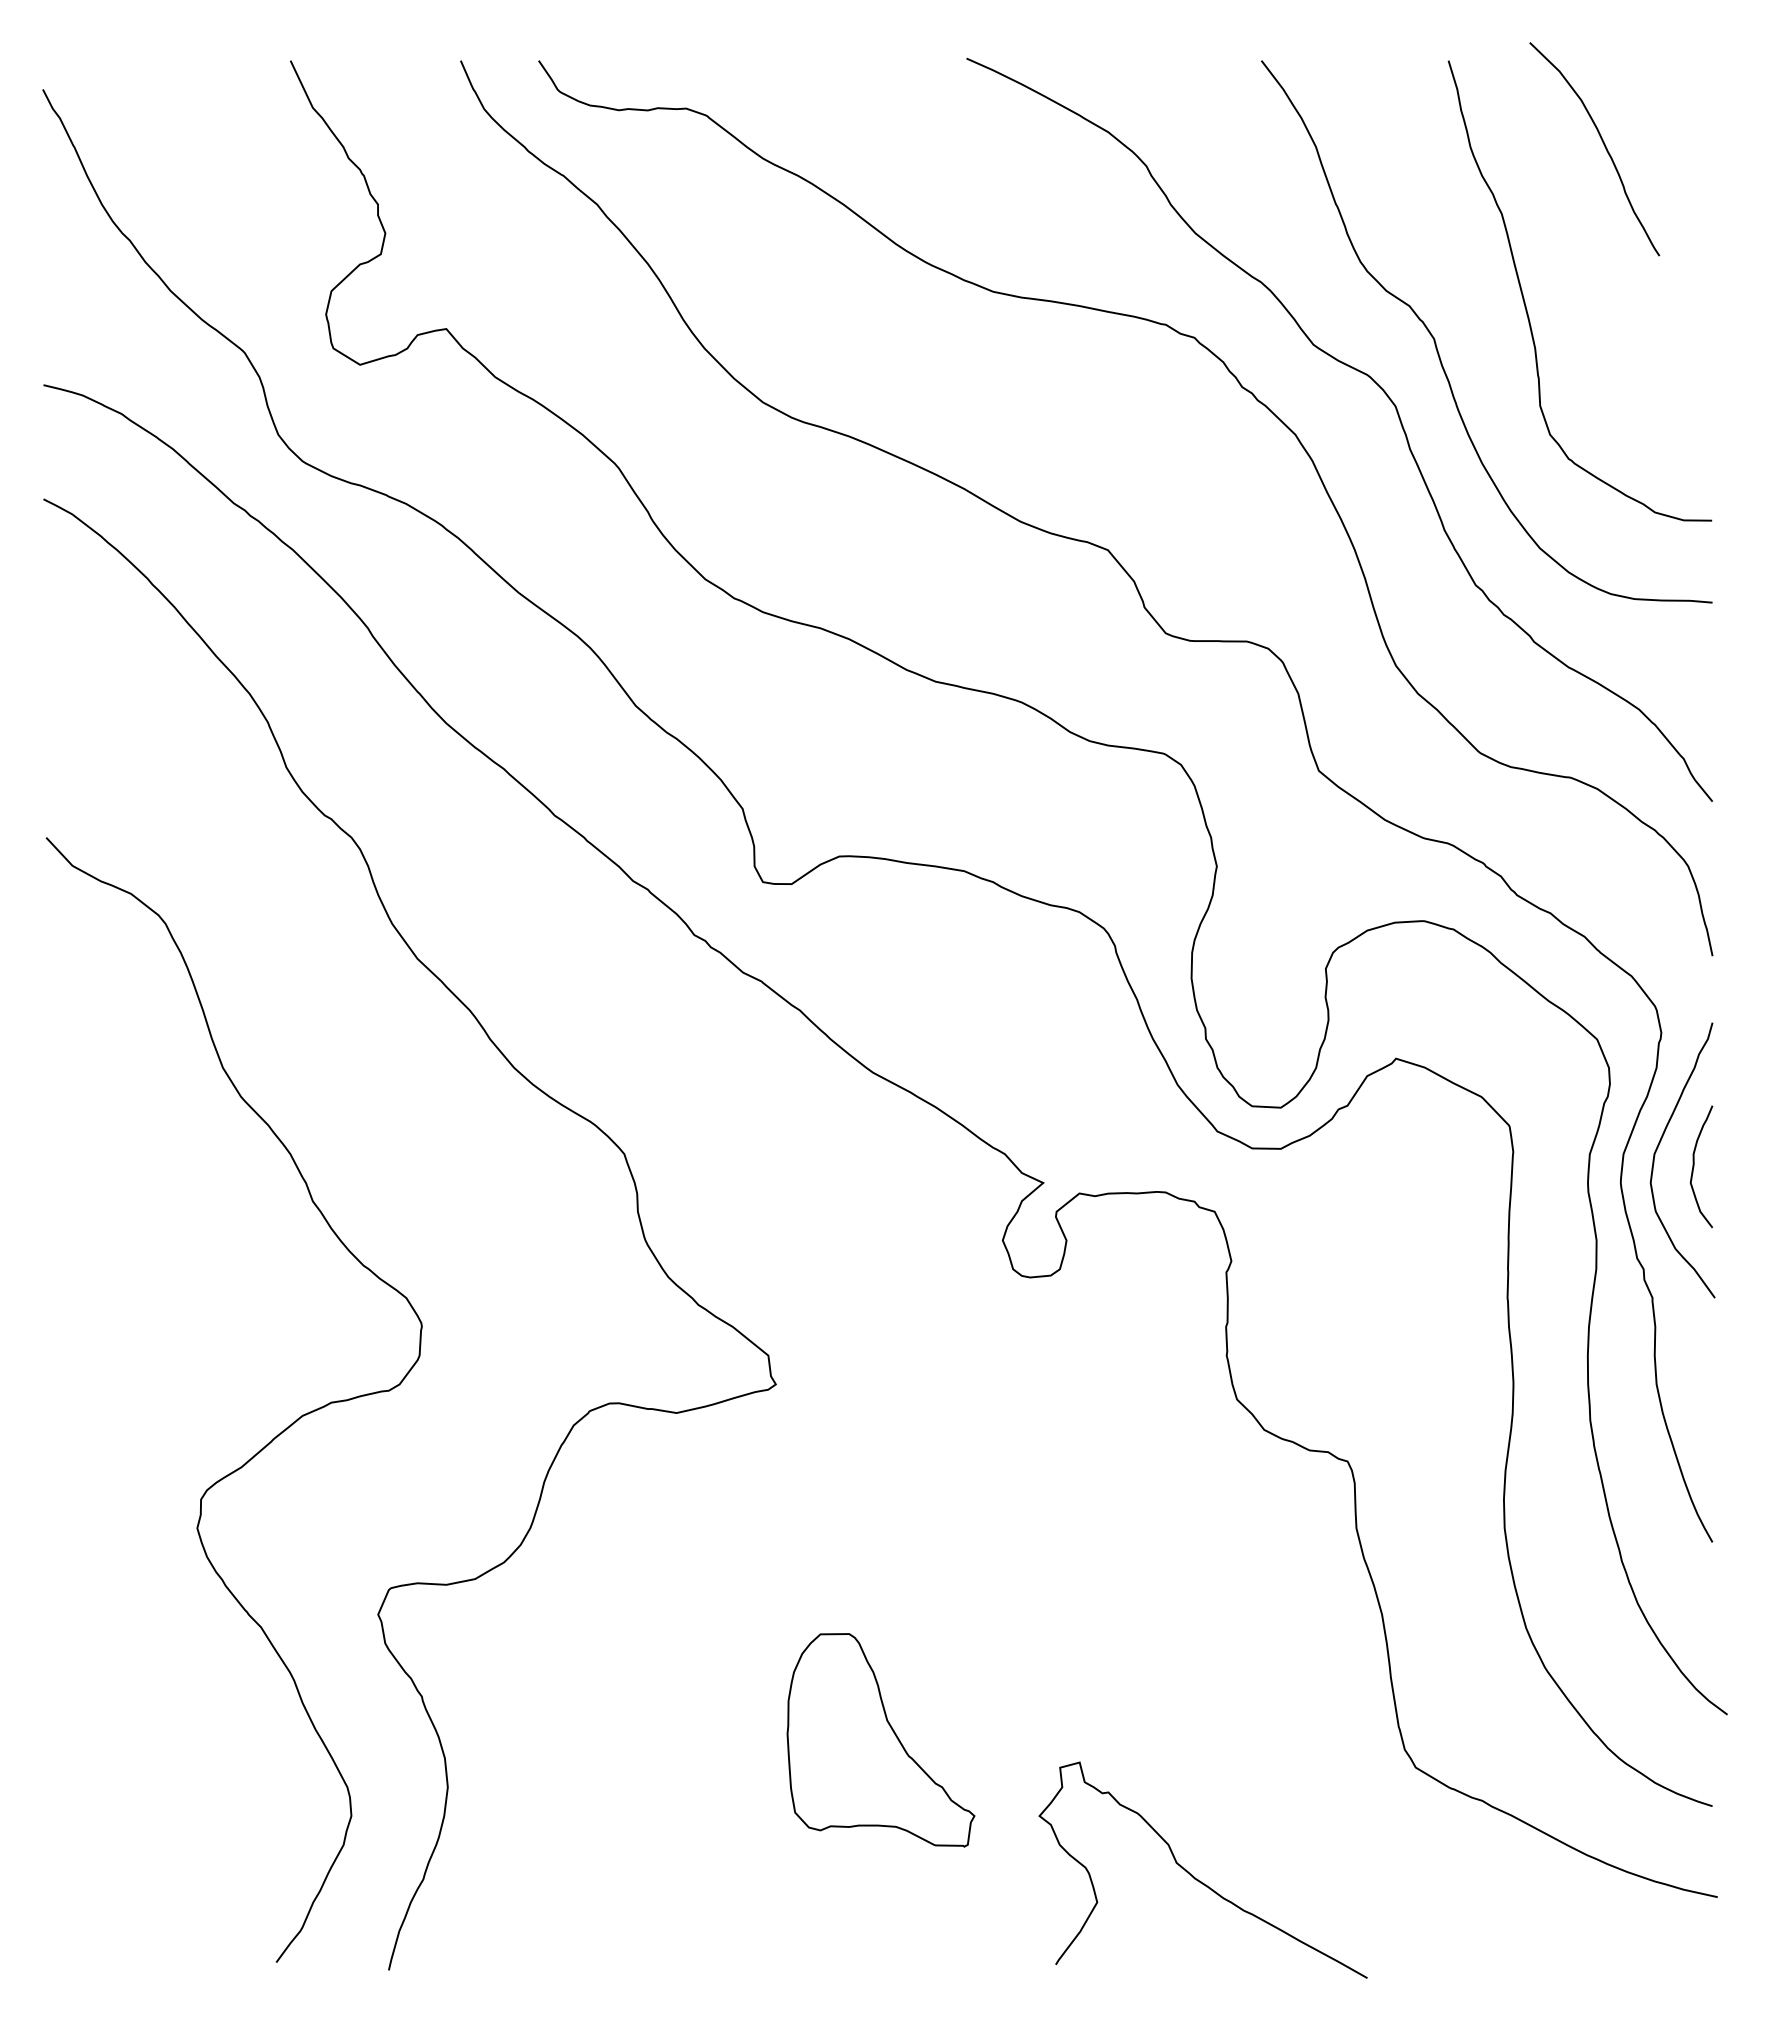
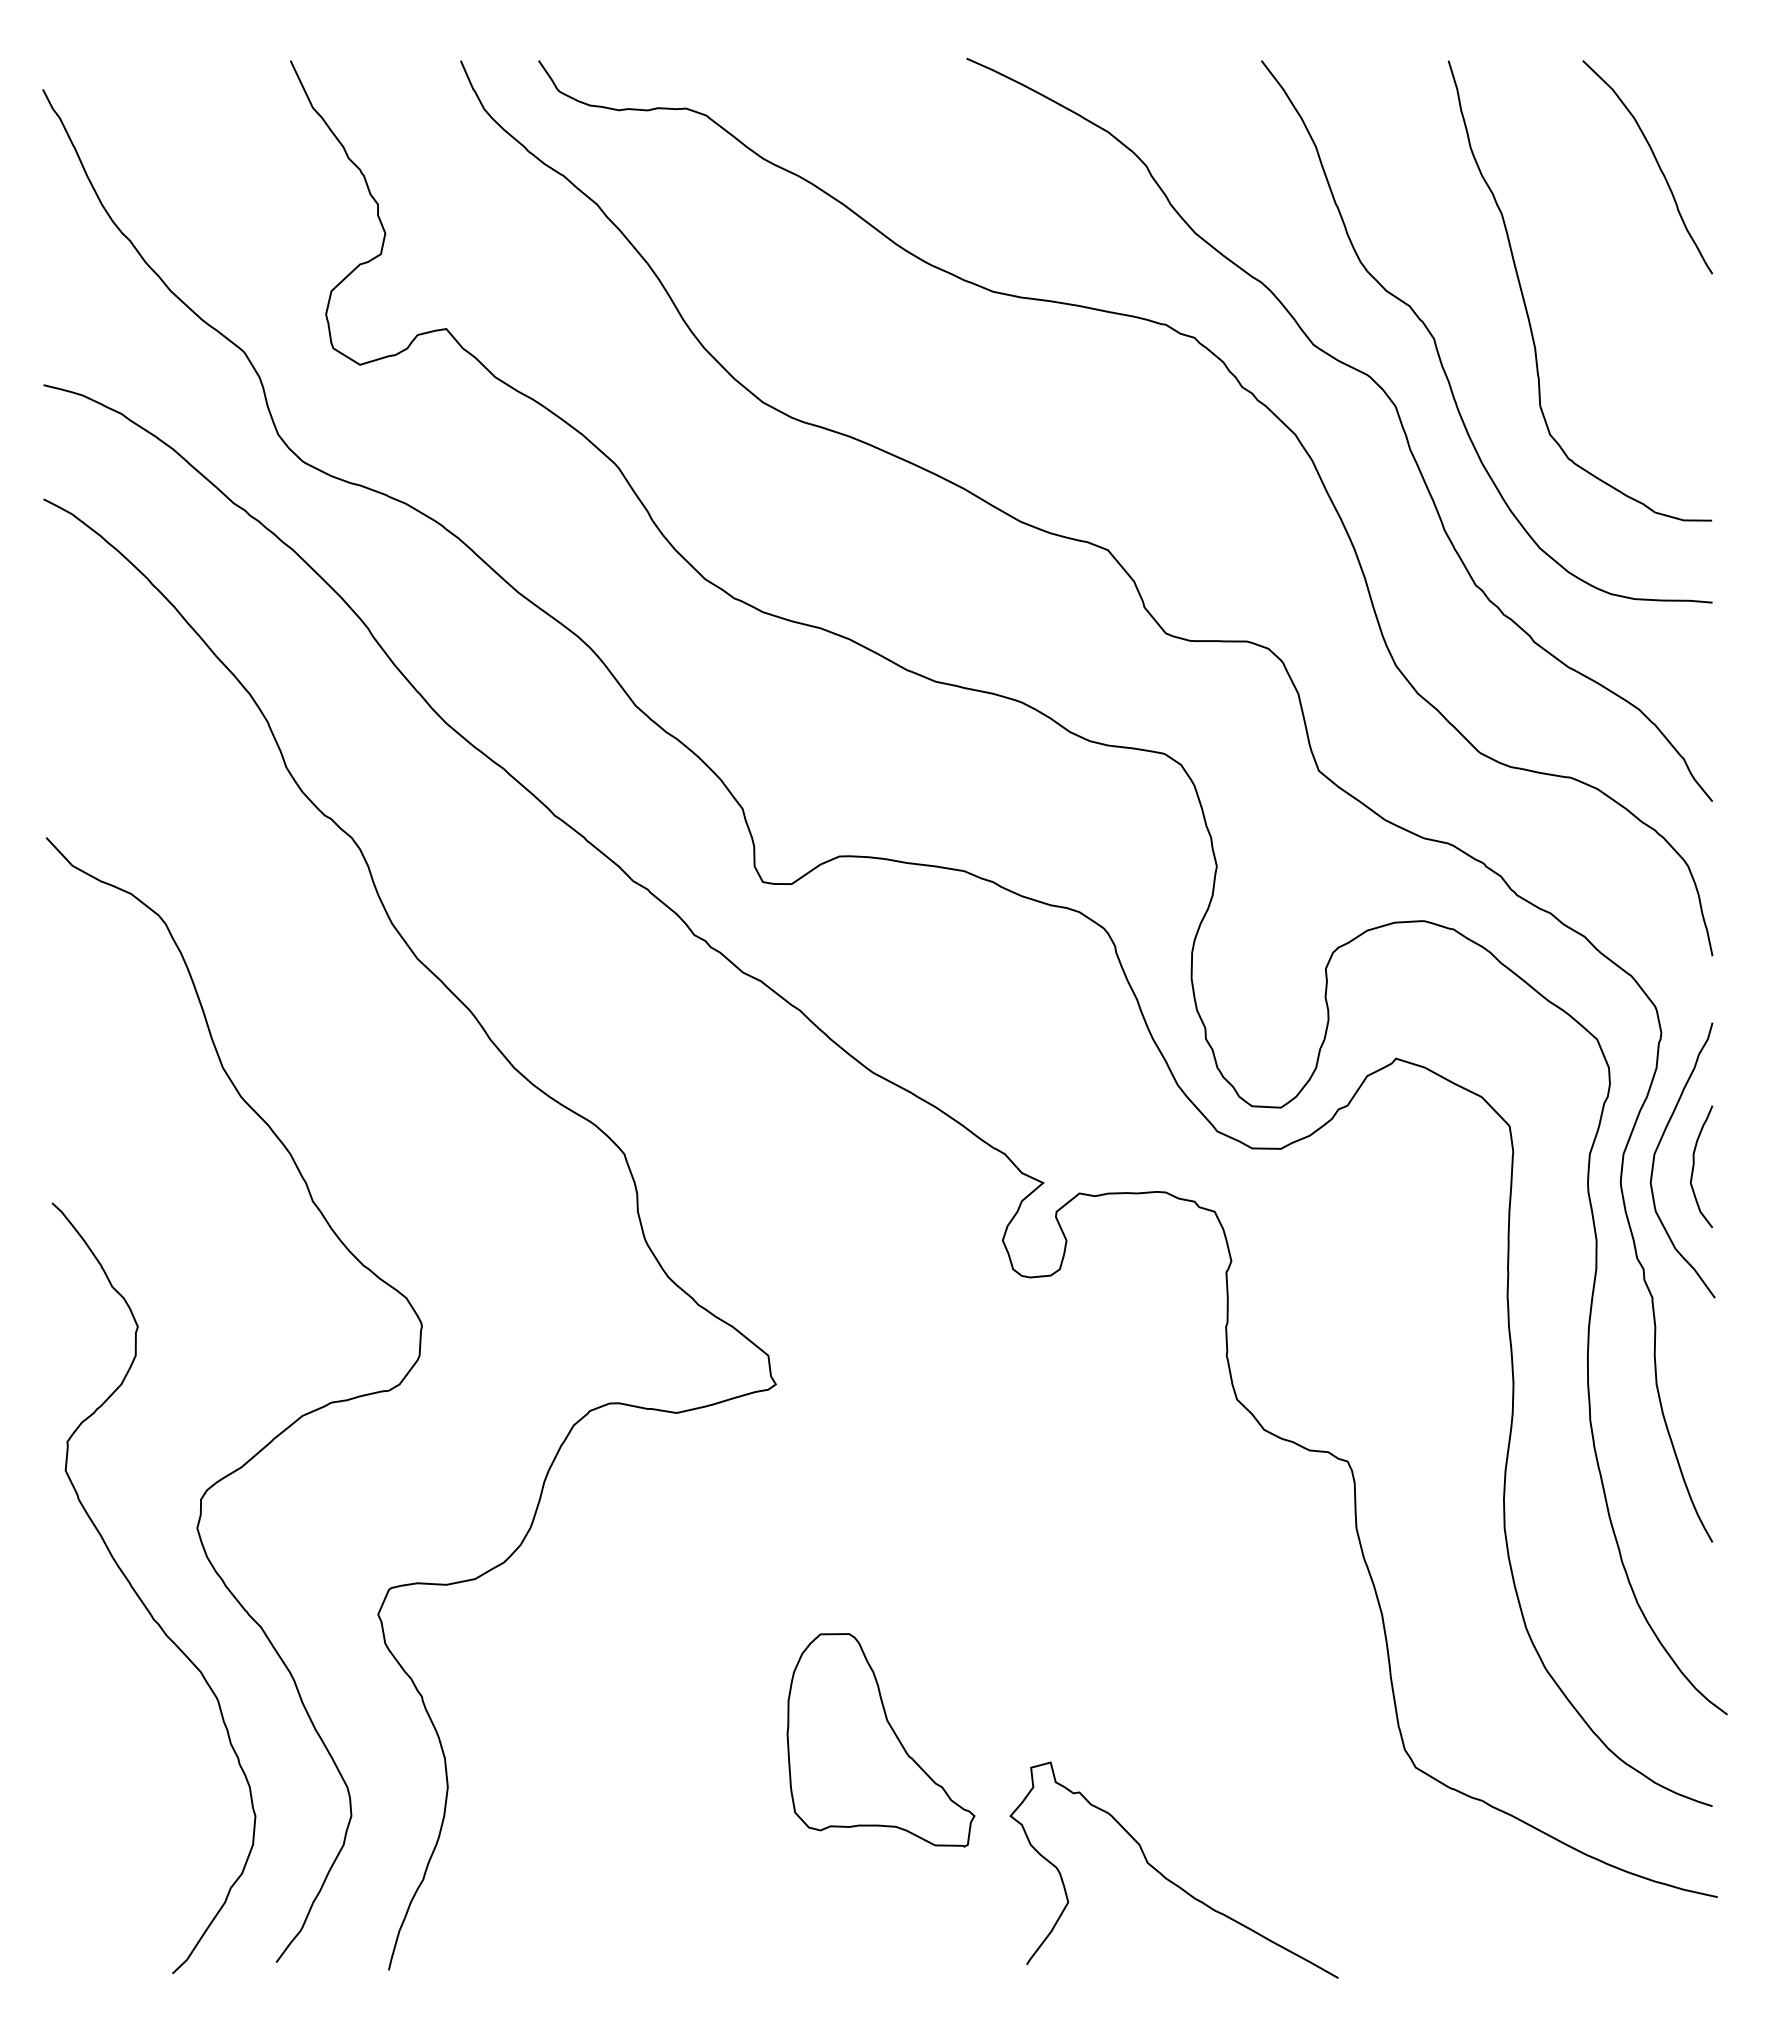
curve position: (1604, 147) -> (1657, 165) (1657, 165)
curve: none -> present (140, 1597)
curve position: (1194, 1876) -> (1165, 1876) (1165, 1876)
